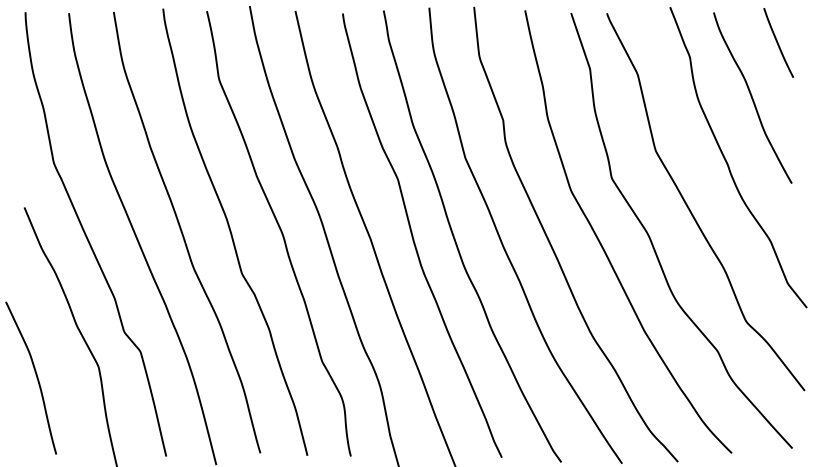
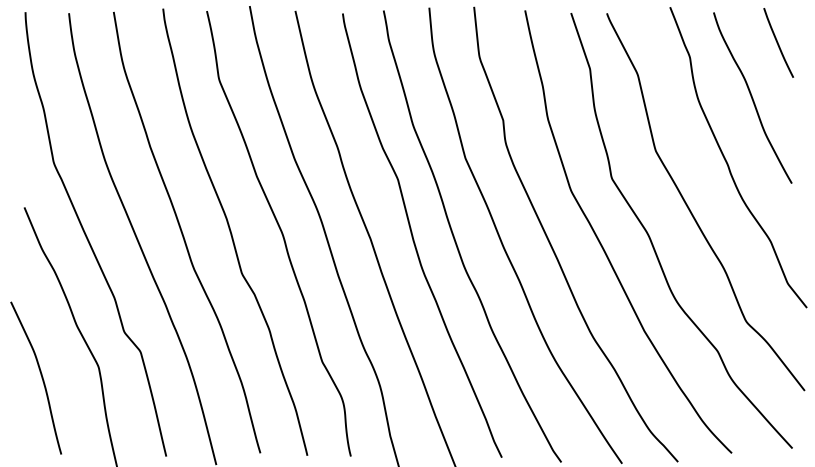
curve position: (35, 375) -> (40, 375) (40, 375)
